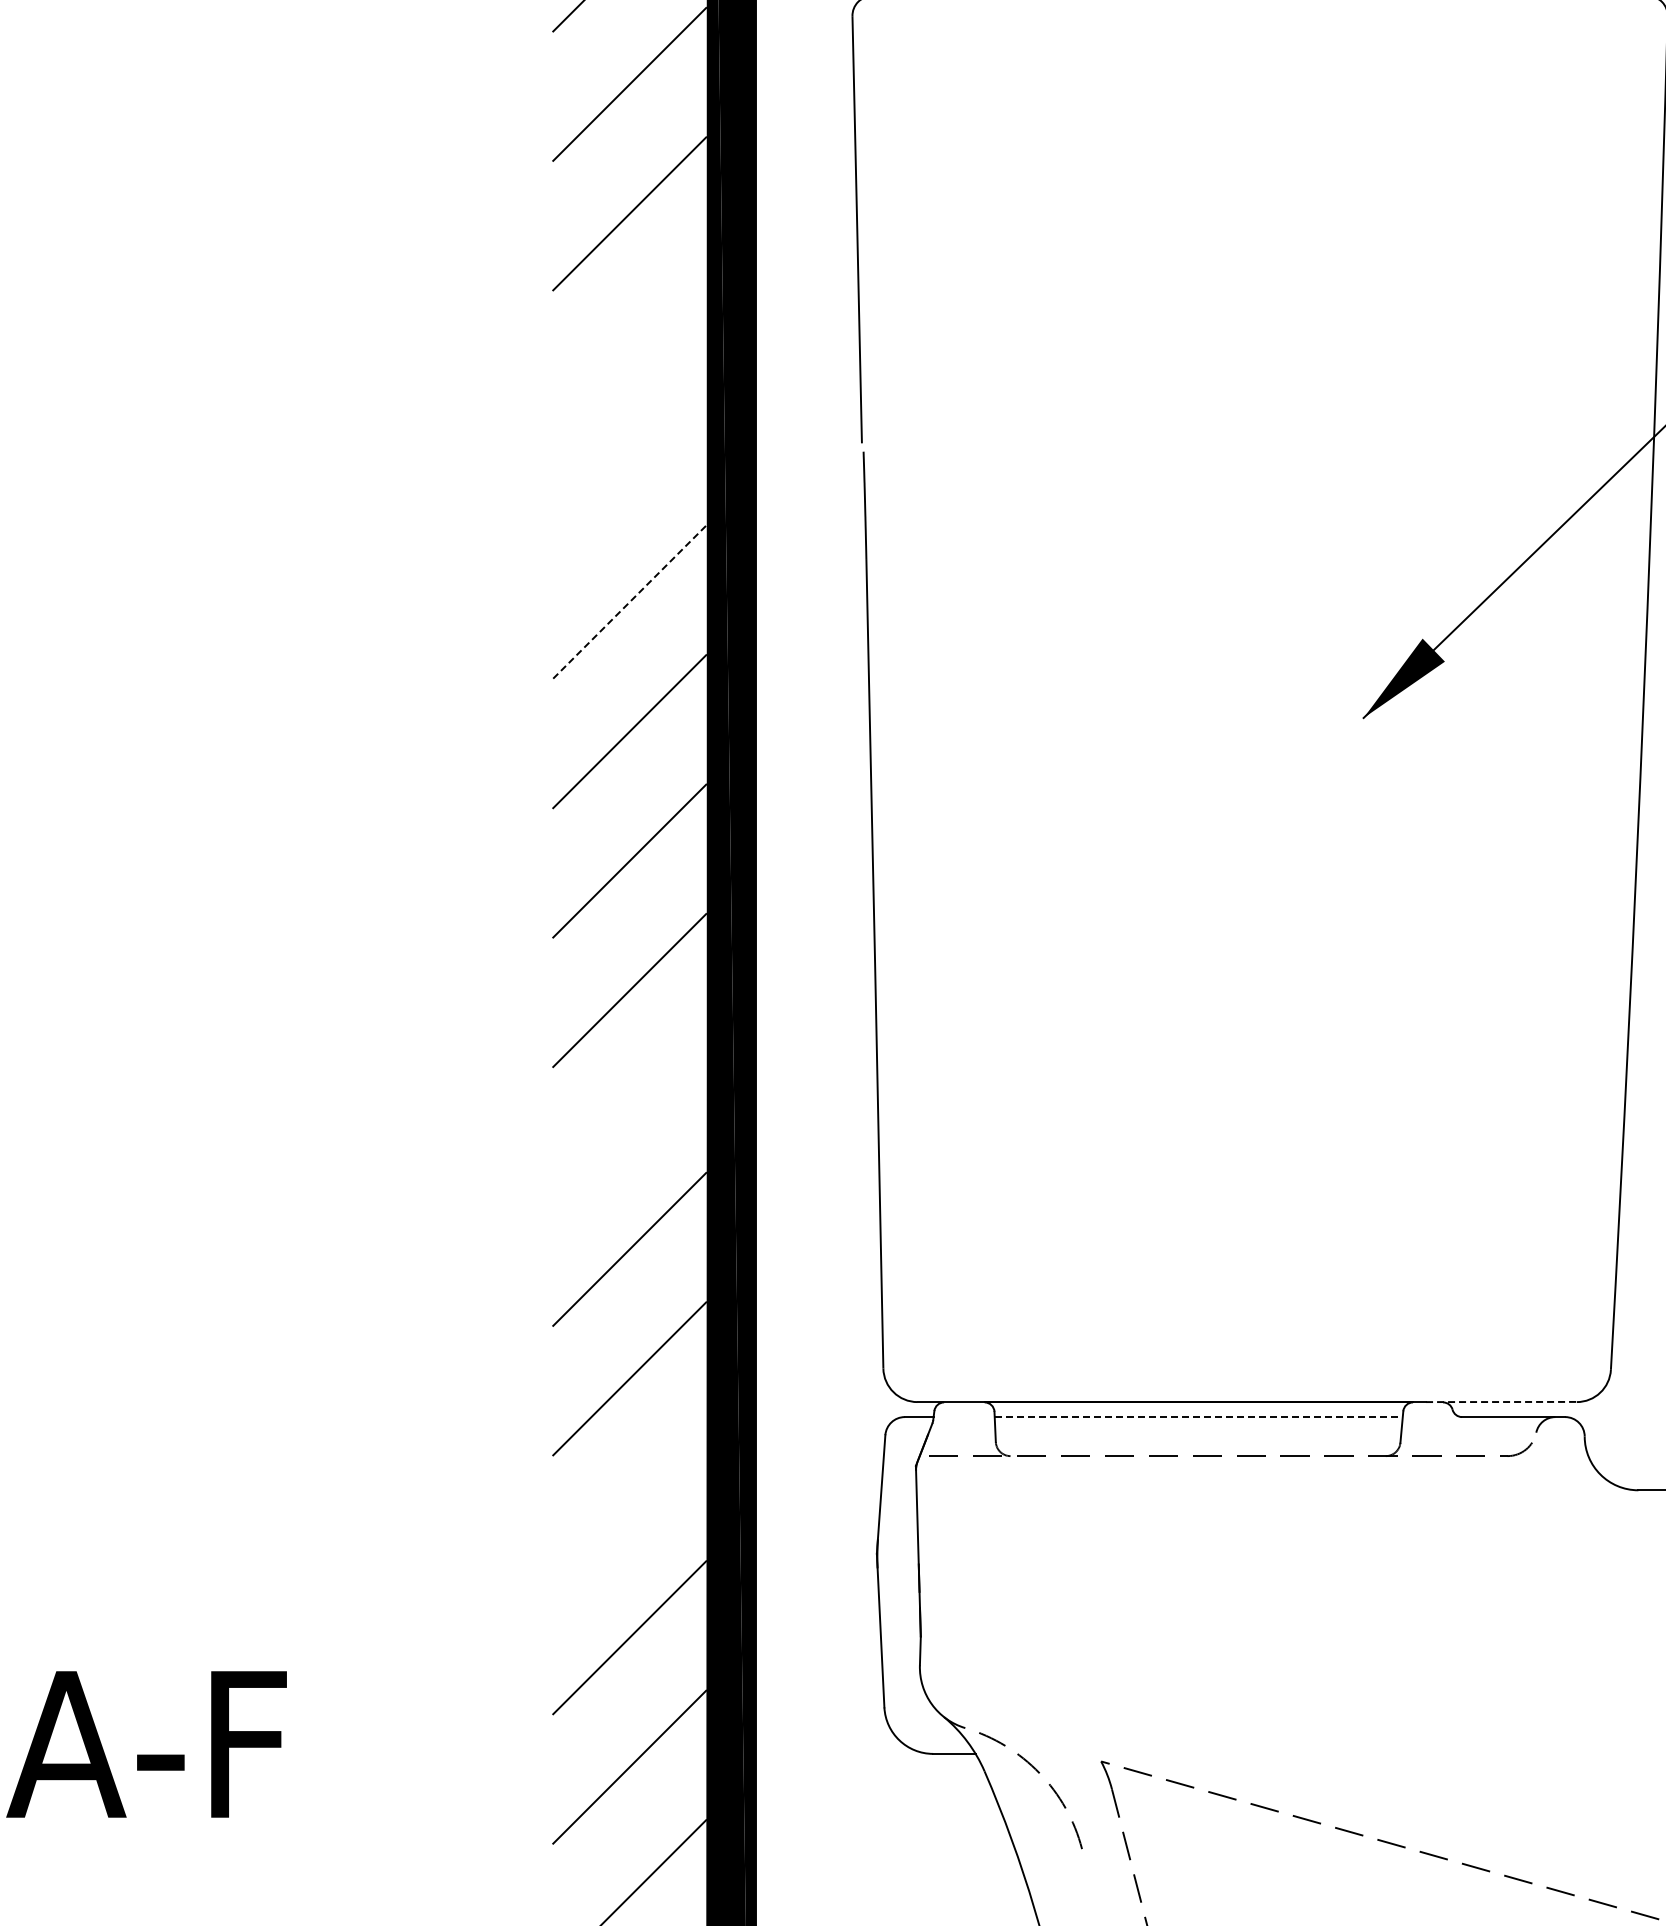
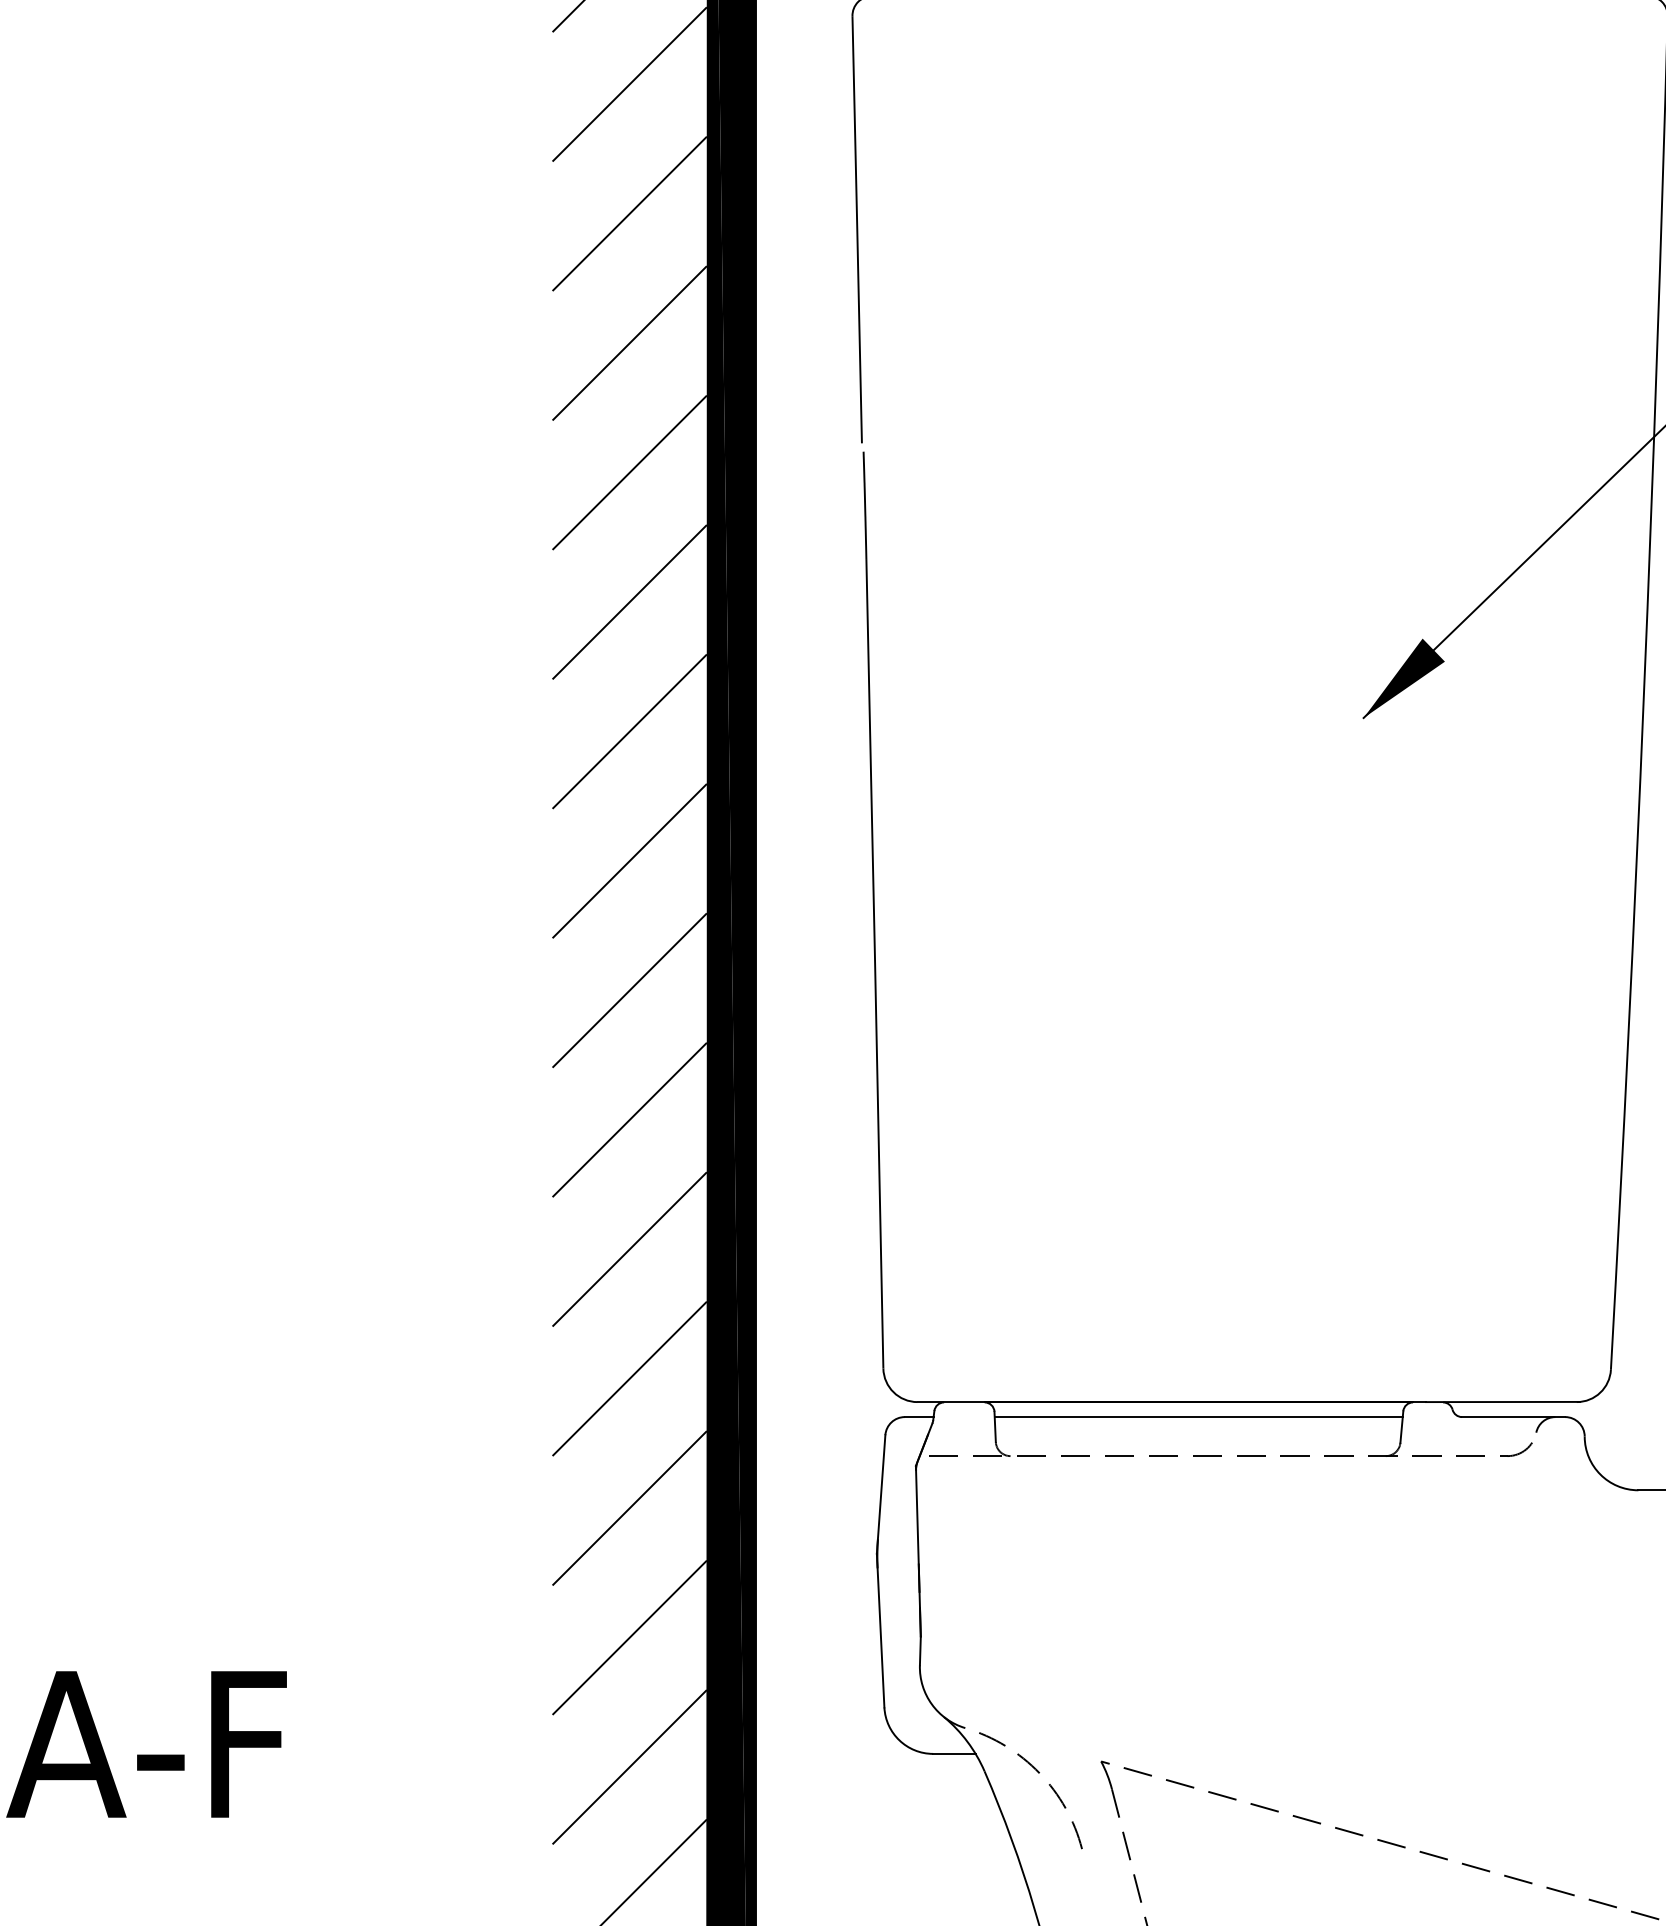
line: none -> present (629, 342)
line: none -> present (629, 472)
line: dashed -> solid (630, 601)
line: none -> present (629, 1119)
line: dashed -> solid (1503, 1402)
line: dashed -> solid (1199, 1417)
line: none -> present (629, 1507)
